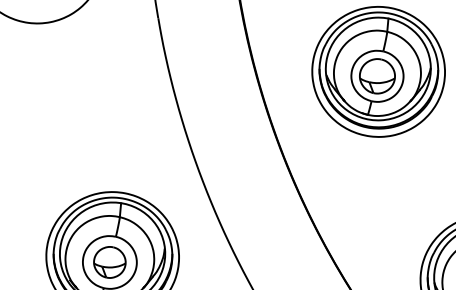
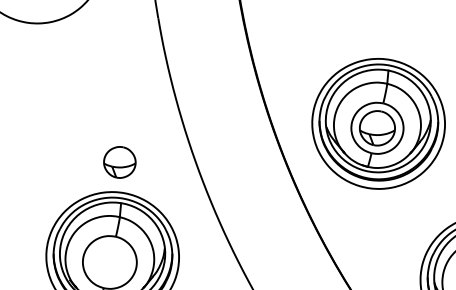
part position: (378, 71) -> (378, 123) (378, 123)
part position: (109, 262) -> (119, 162) (119, 162)
